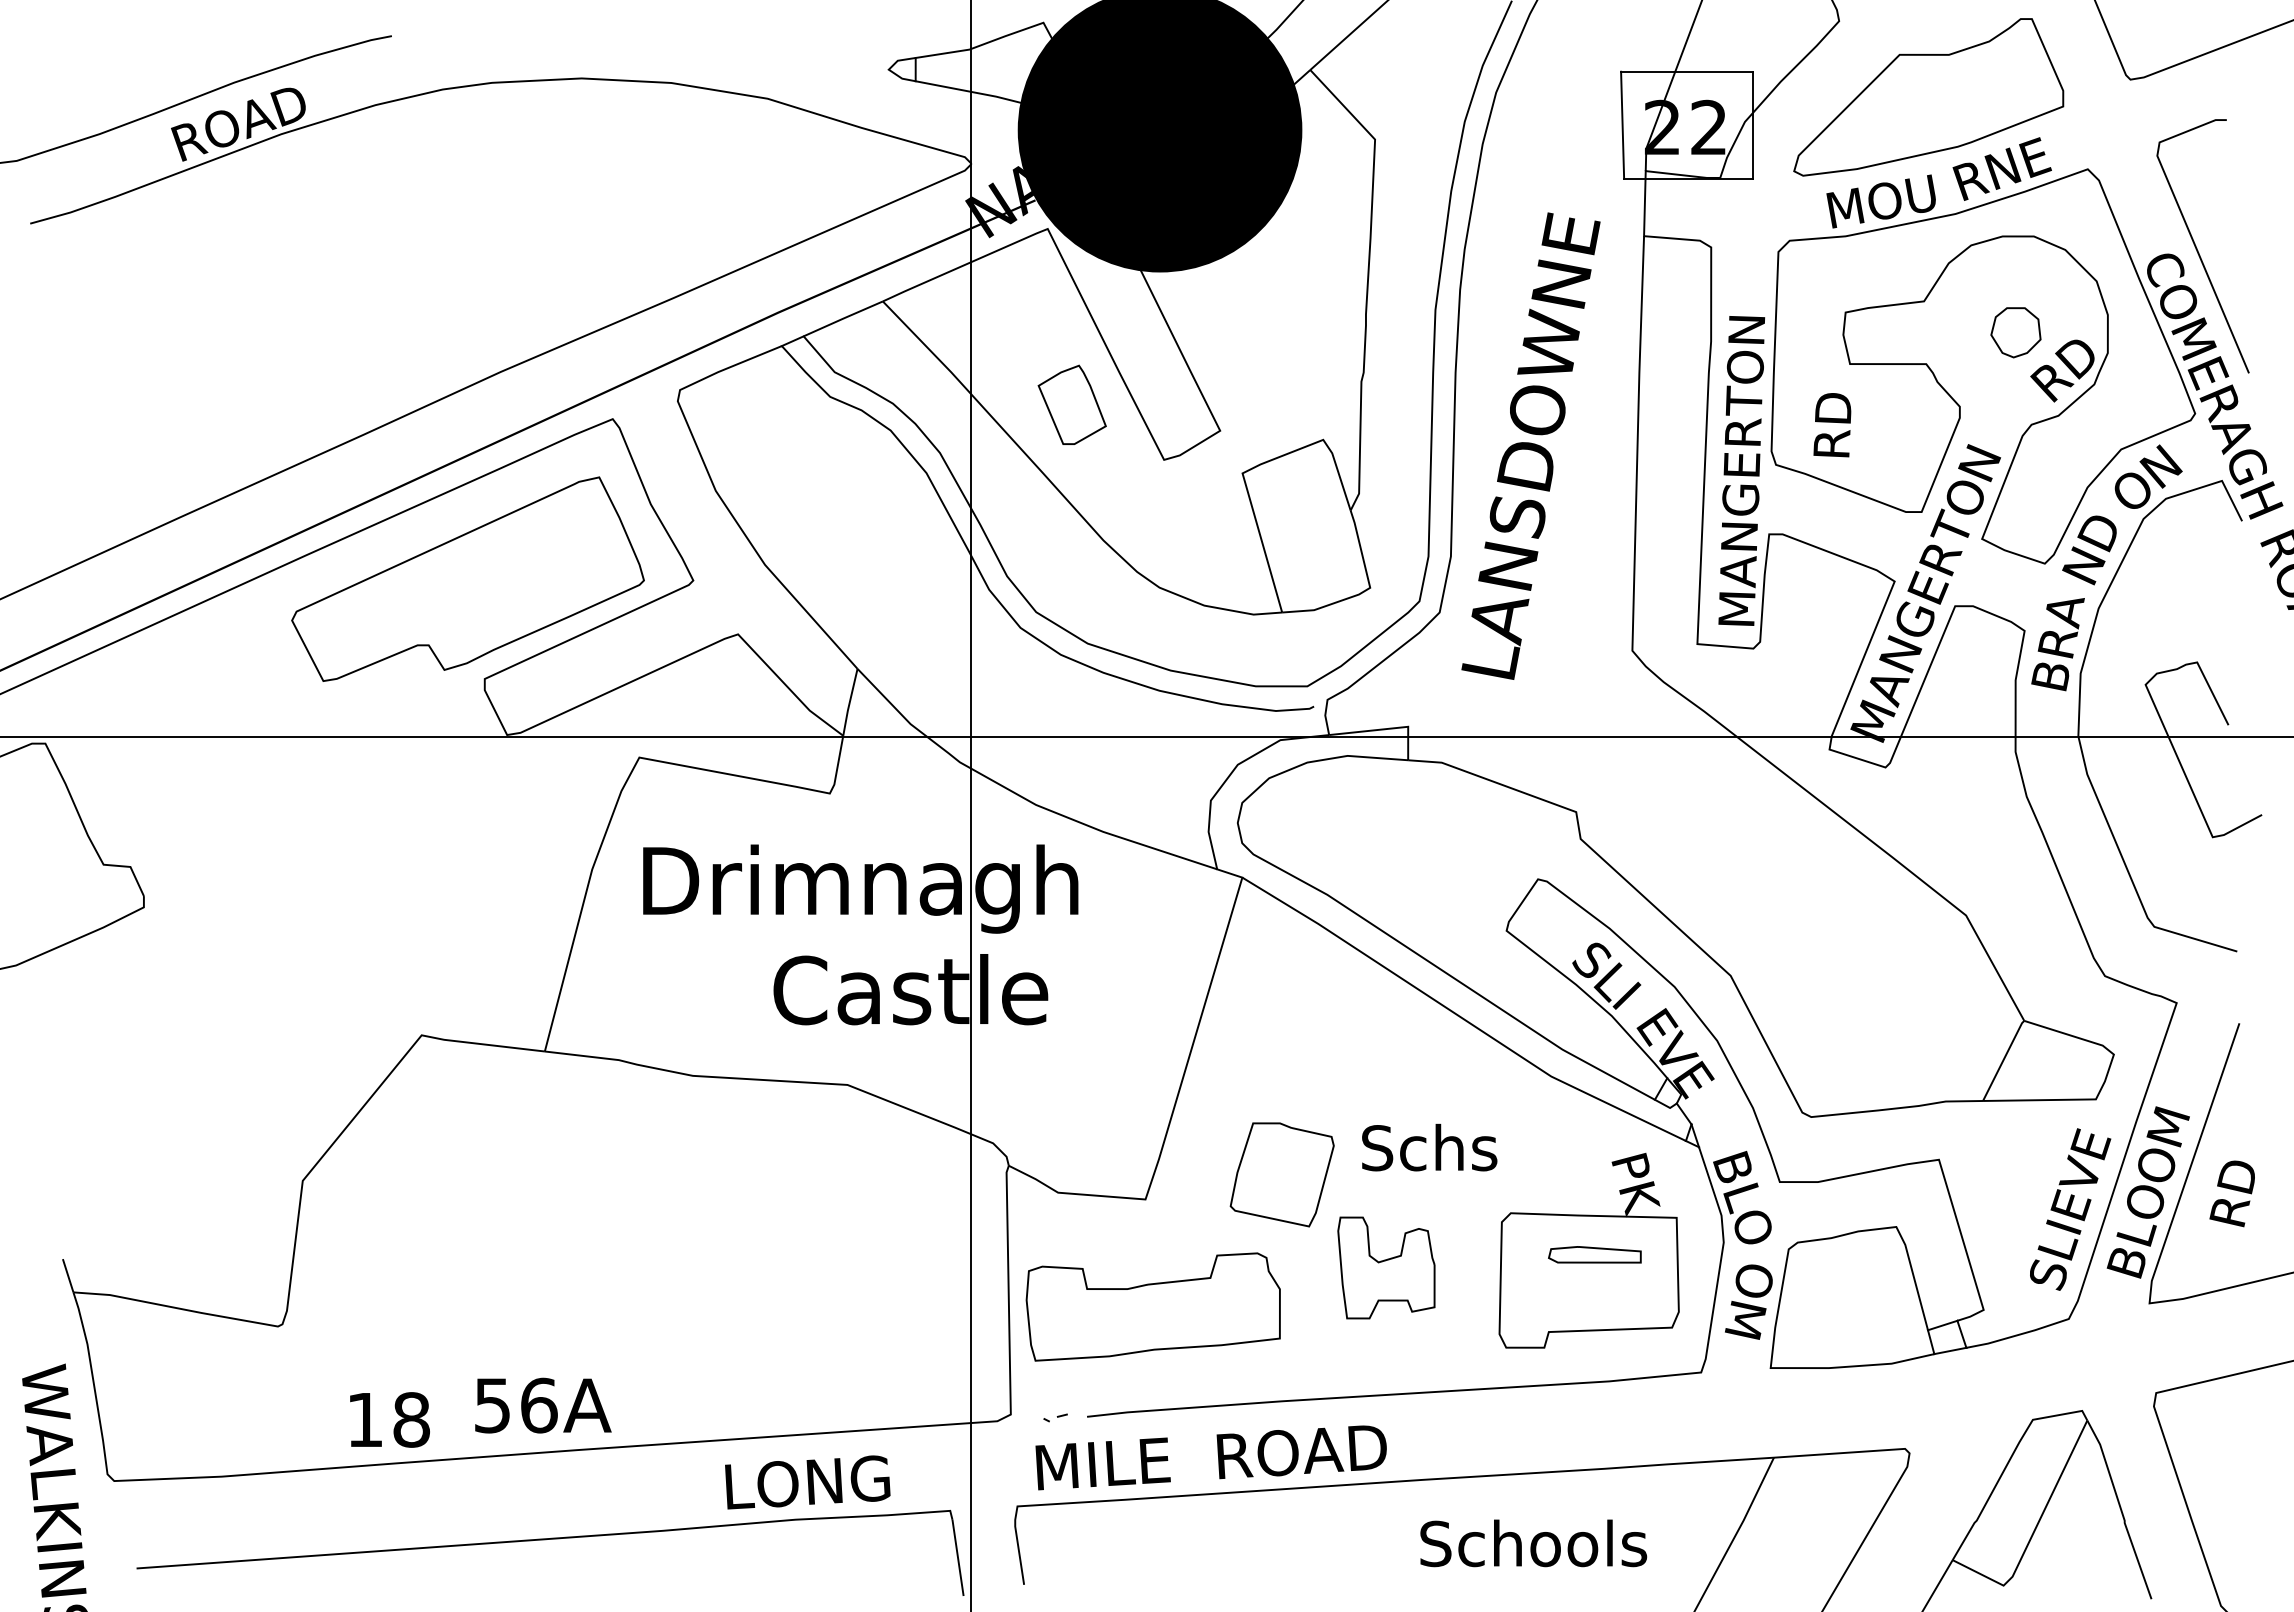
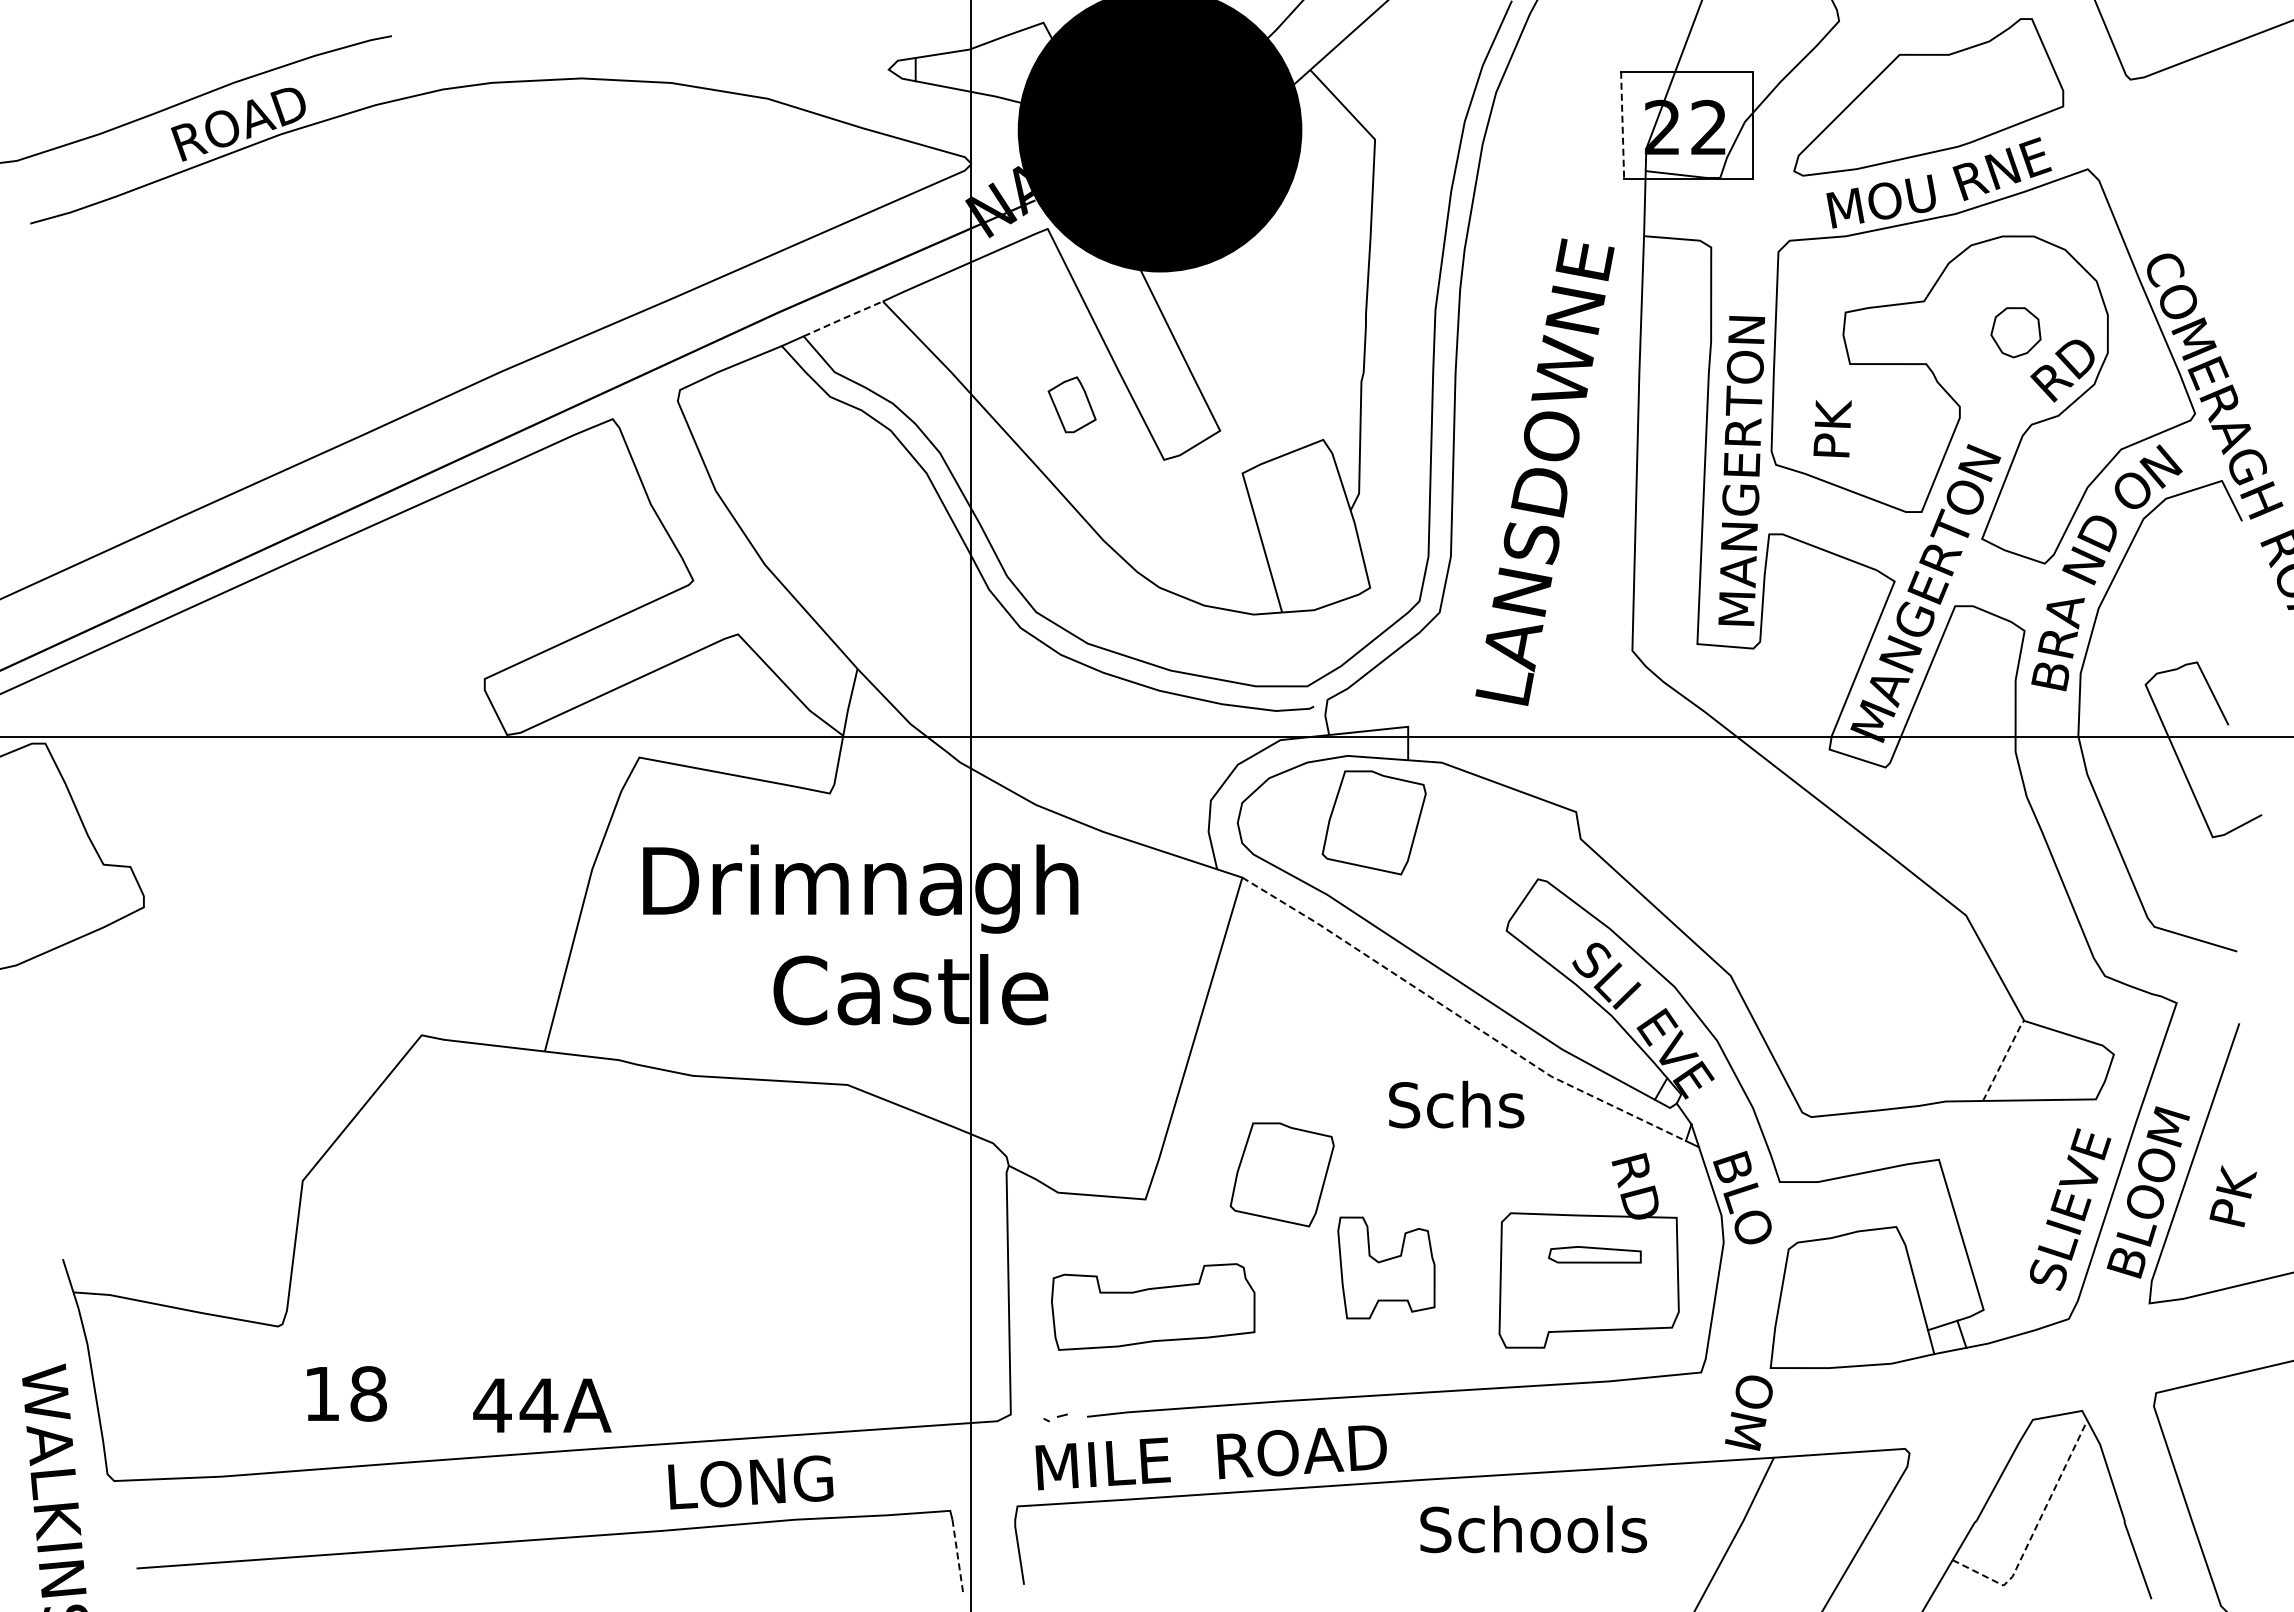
line: solid -> dashed (1622, 125)
line: present -> none (2197, 248)
line: solid -> dashed (843, 318)
part size: 70x81 px -> 50x58 px (1071, 404)
text: RD -> PK (1832, 422)
text position: (1530, 445) -> (1544, 471) (1544, 471)
part: present -> none (467, 578)
part: none -> present (1373, 822)
line: solid -> dashed (1460, 1016)
line: solid -> dashed (2003, 1059)
text position: (1429, 1147) -> (1456, 1104) (1456, 1104)
text: RD -> PK (2235, 1189)
text: PK -> RD (1638, 1190)
text position: (1748, 1301) -> (1748, 1412) (1748, 1412)
part size: 256x110 px -> 205x88 px (1153, 1306)
text: 56A -> 44A (515, 1405)
text position: (389, 1419) -> (346, 1393) (346, 1393)
text position: (807, 1482) -> (750, 1482) (750, 1482)
line: solid -> dashed (2034, 1530)
text position: (1533, 1543) -> (1533, 1529) (1533, 1529)
line: solid -> dashed (958, 1557)
